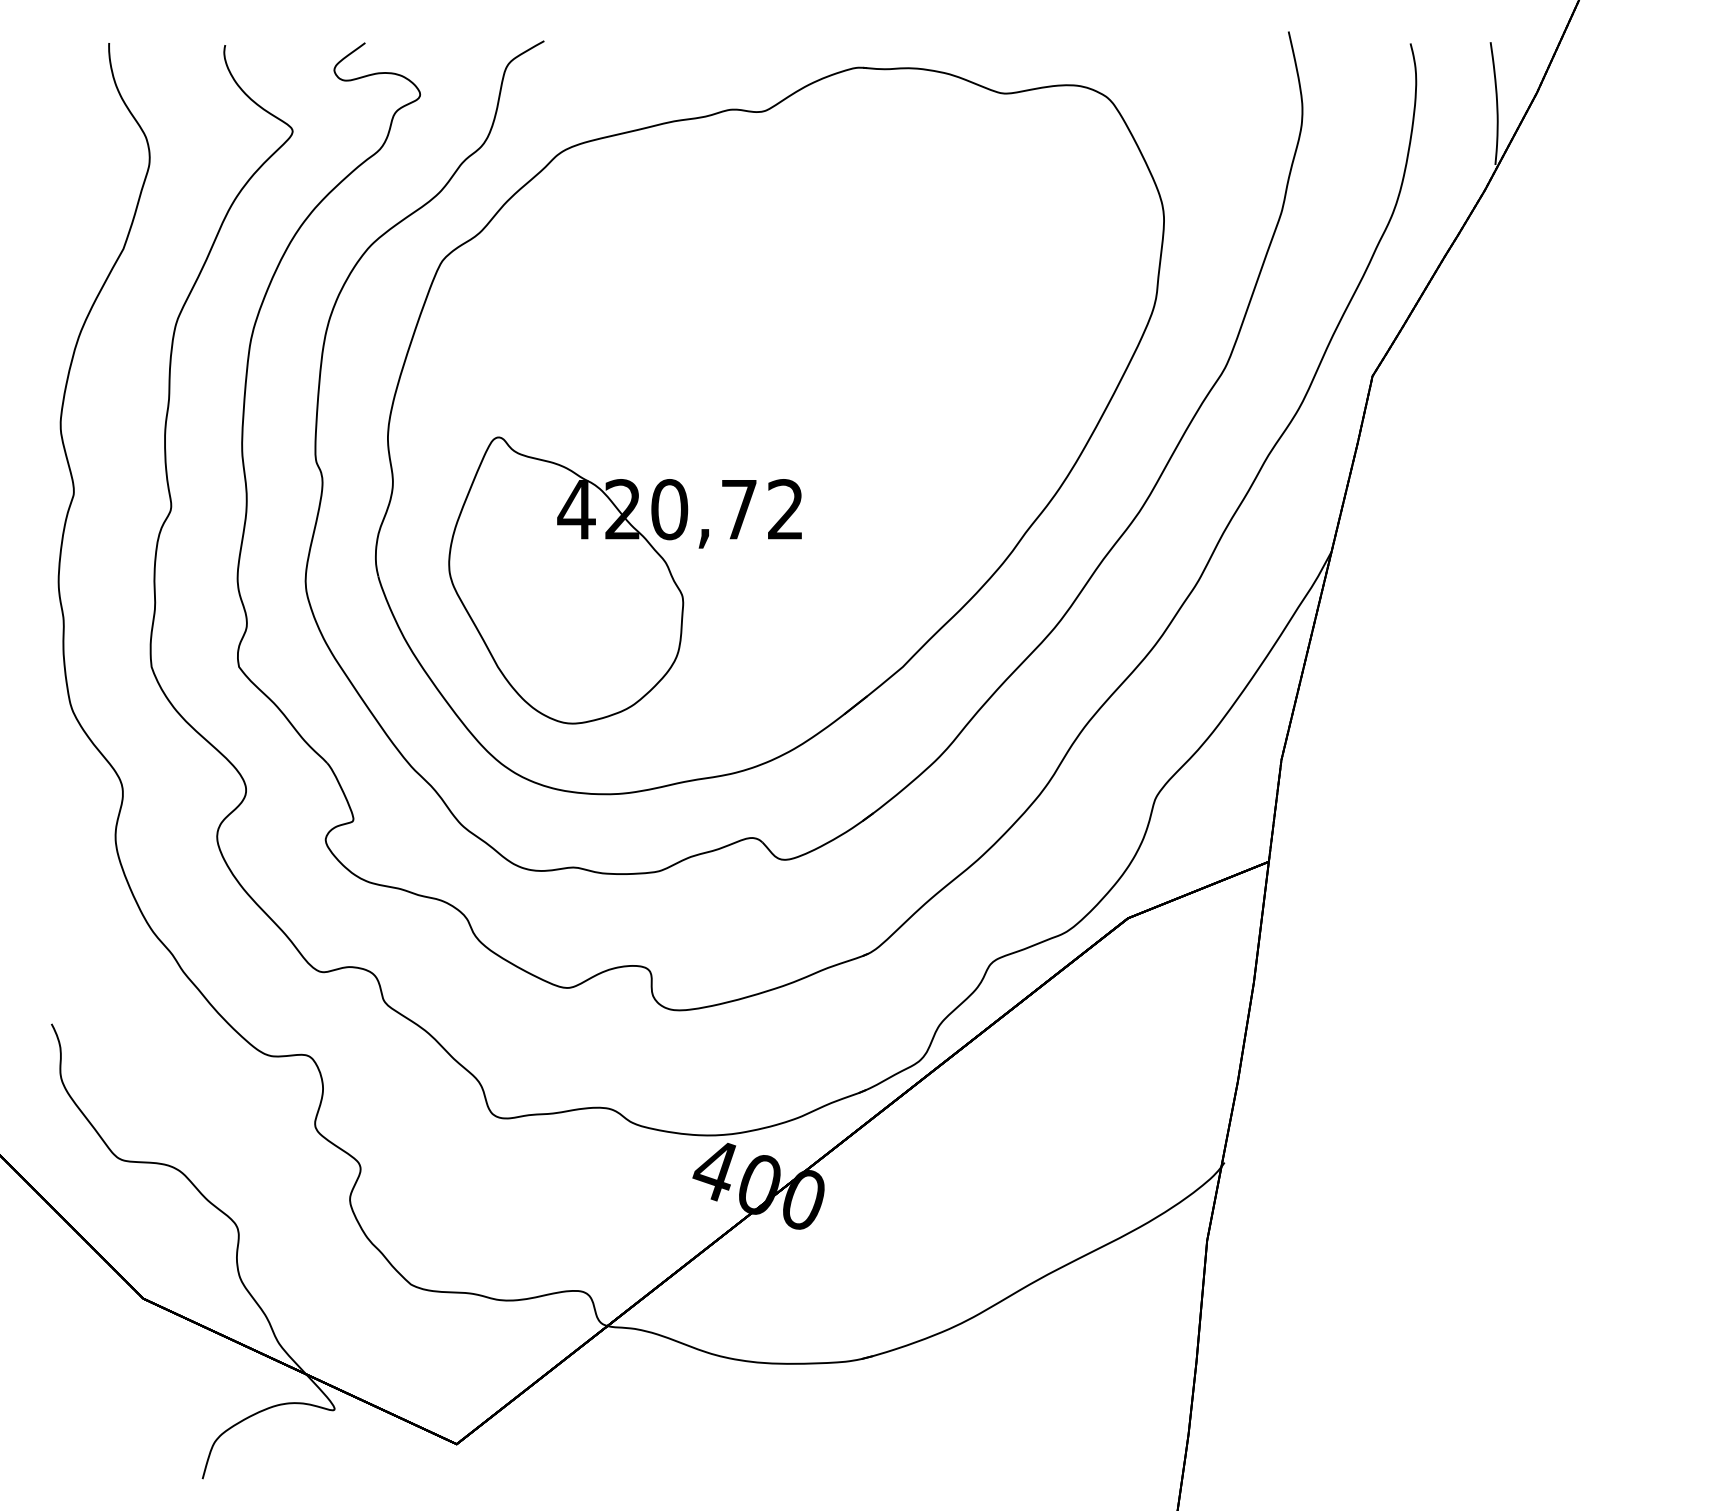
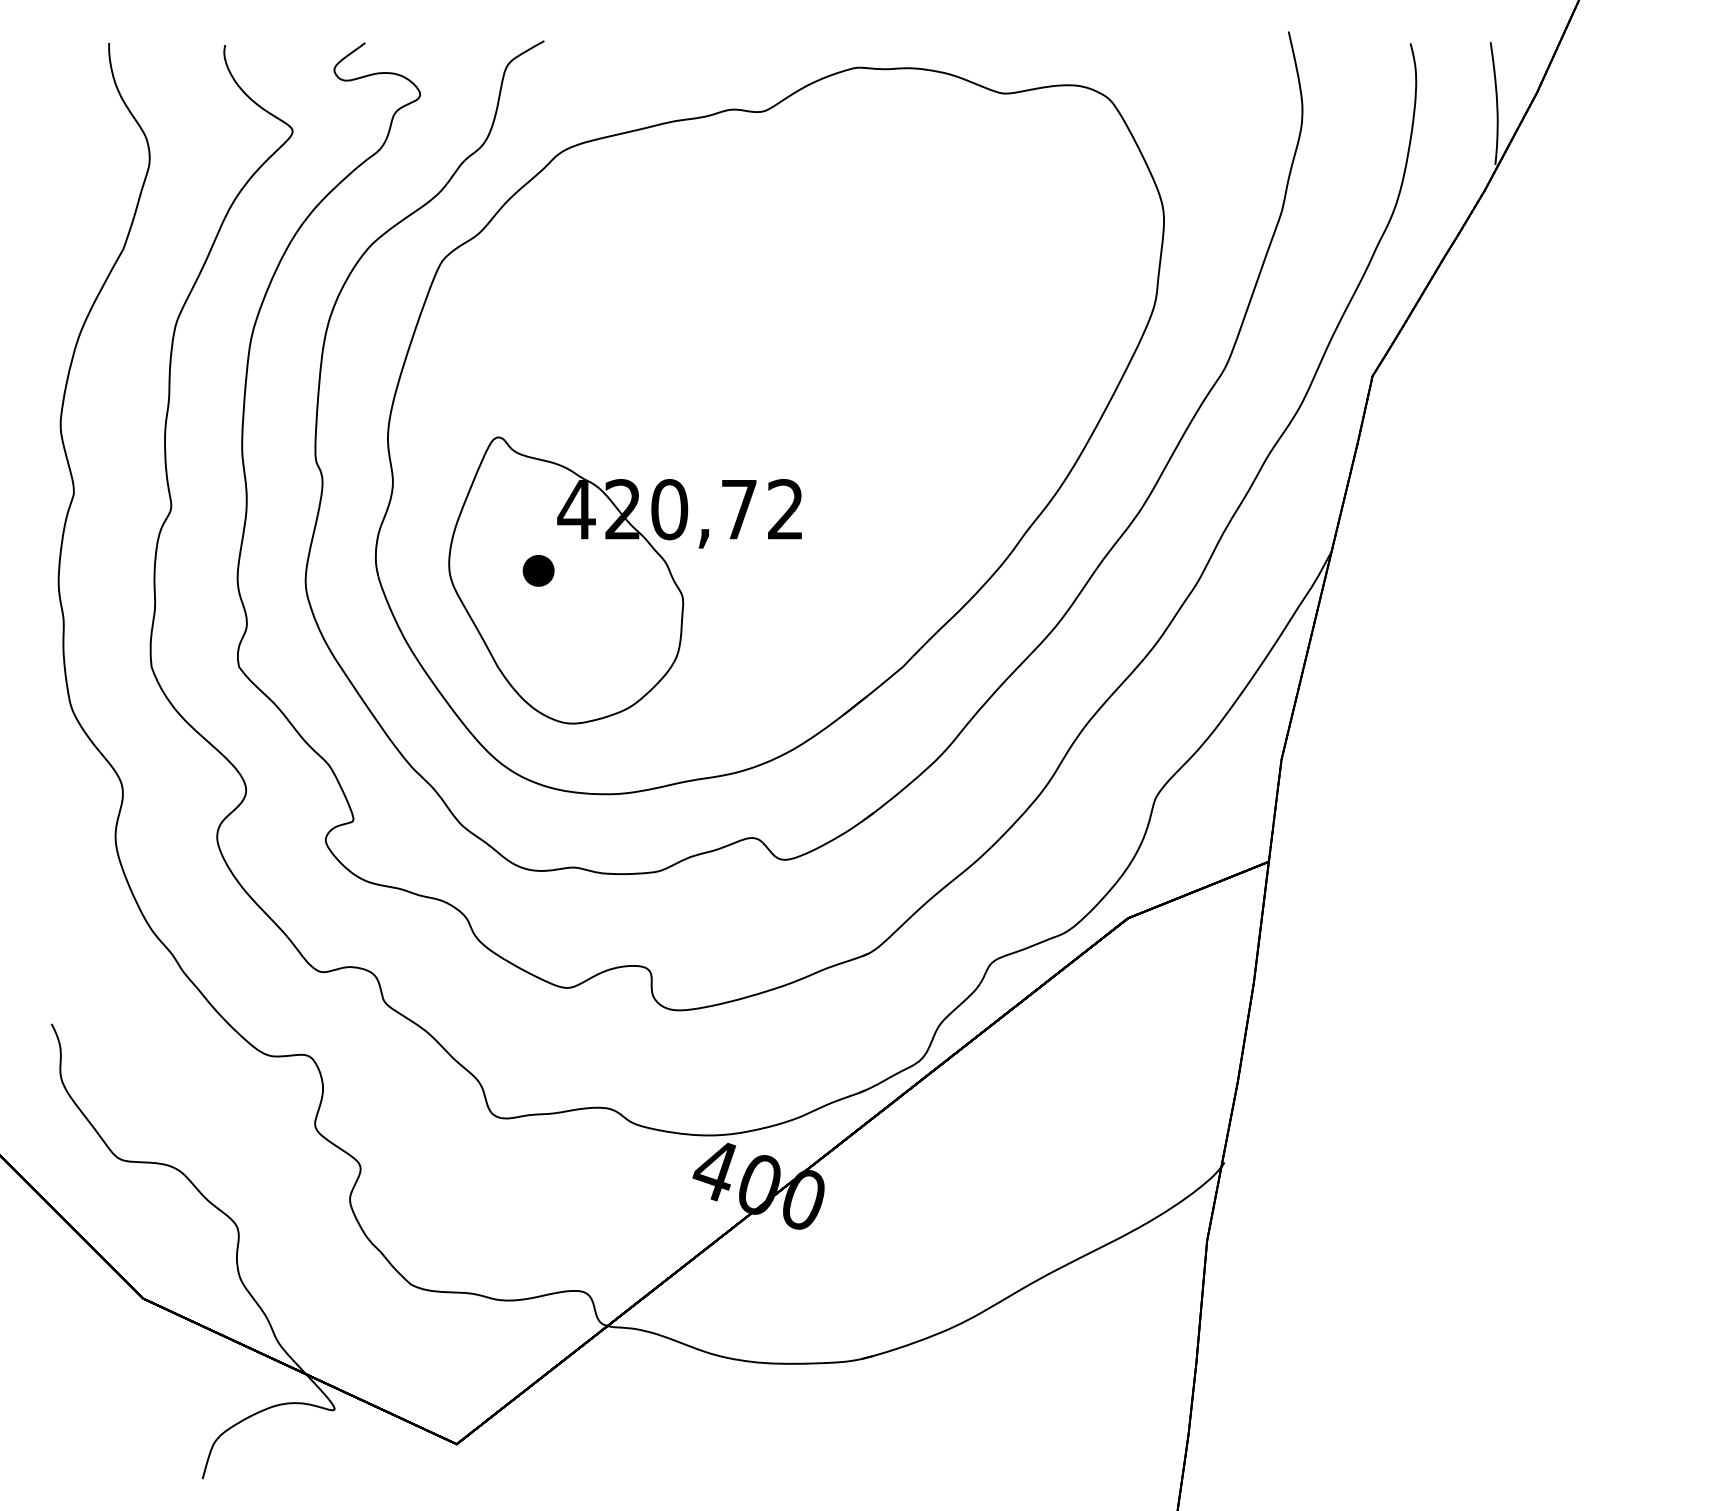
part: none -> present (538, 570)
